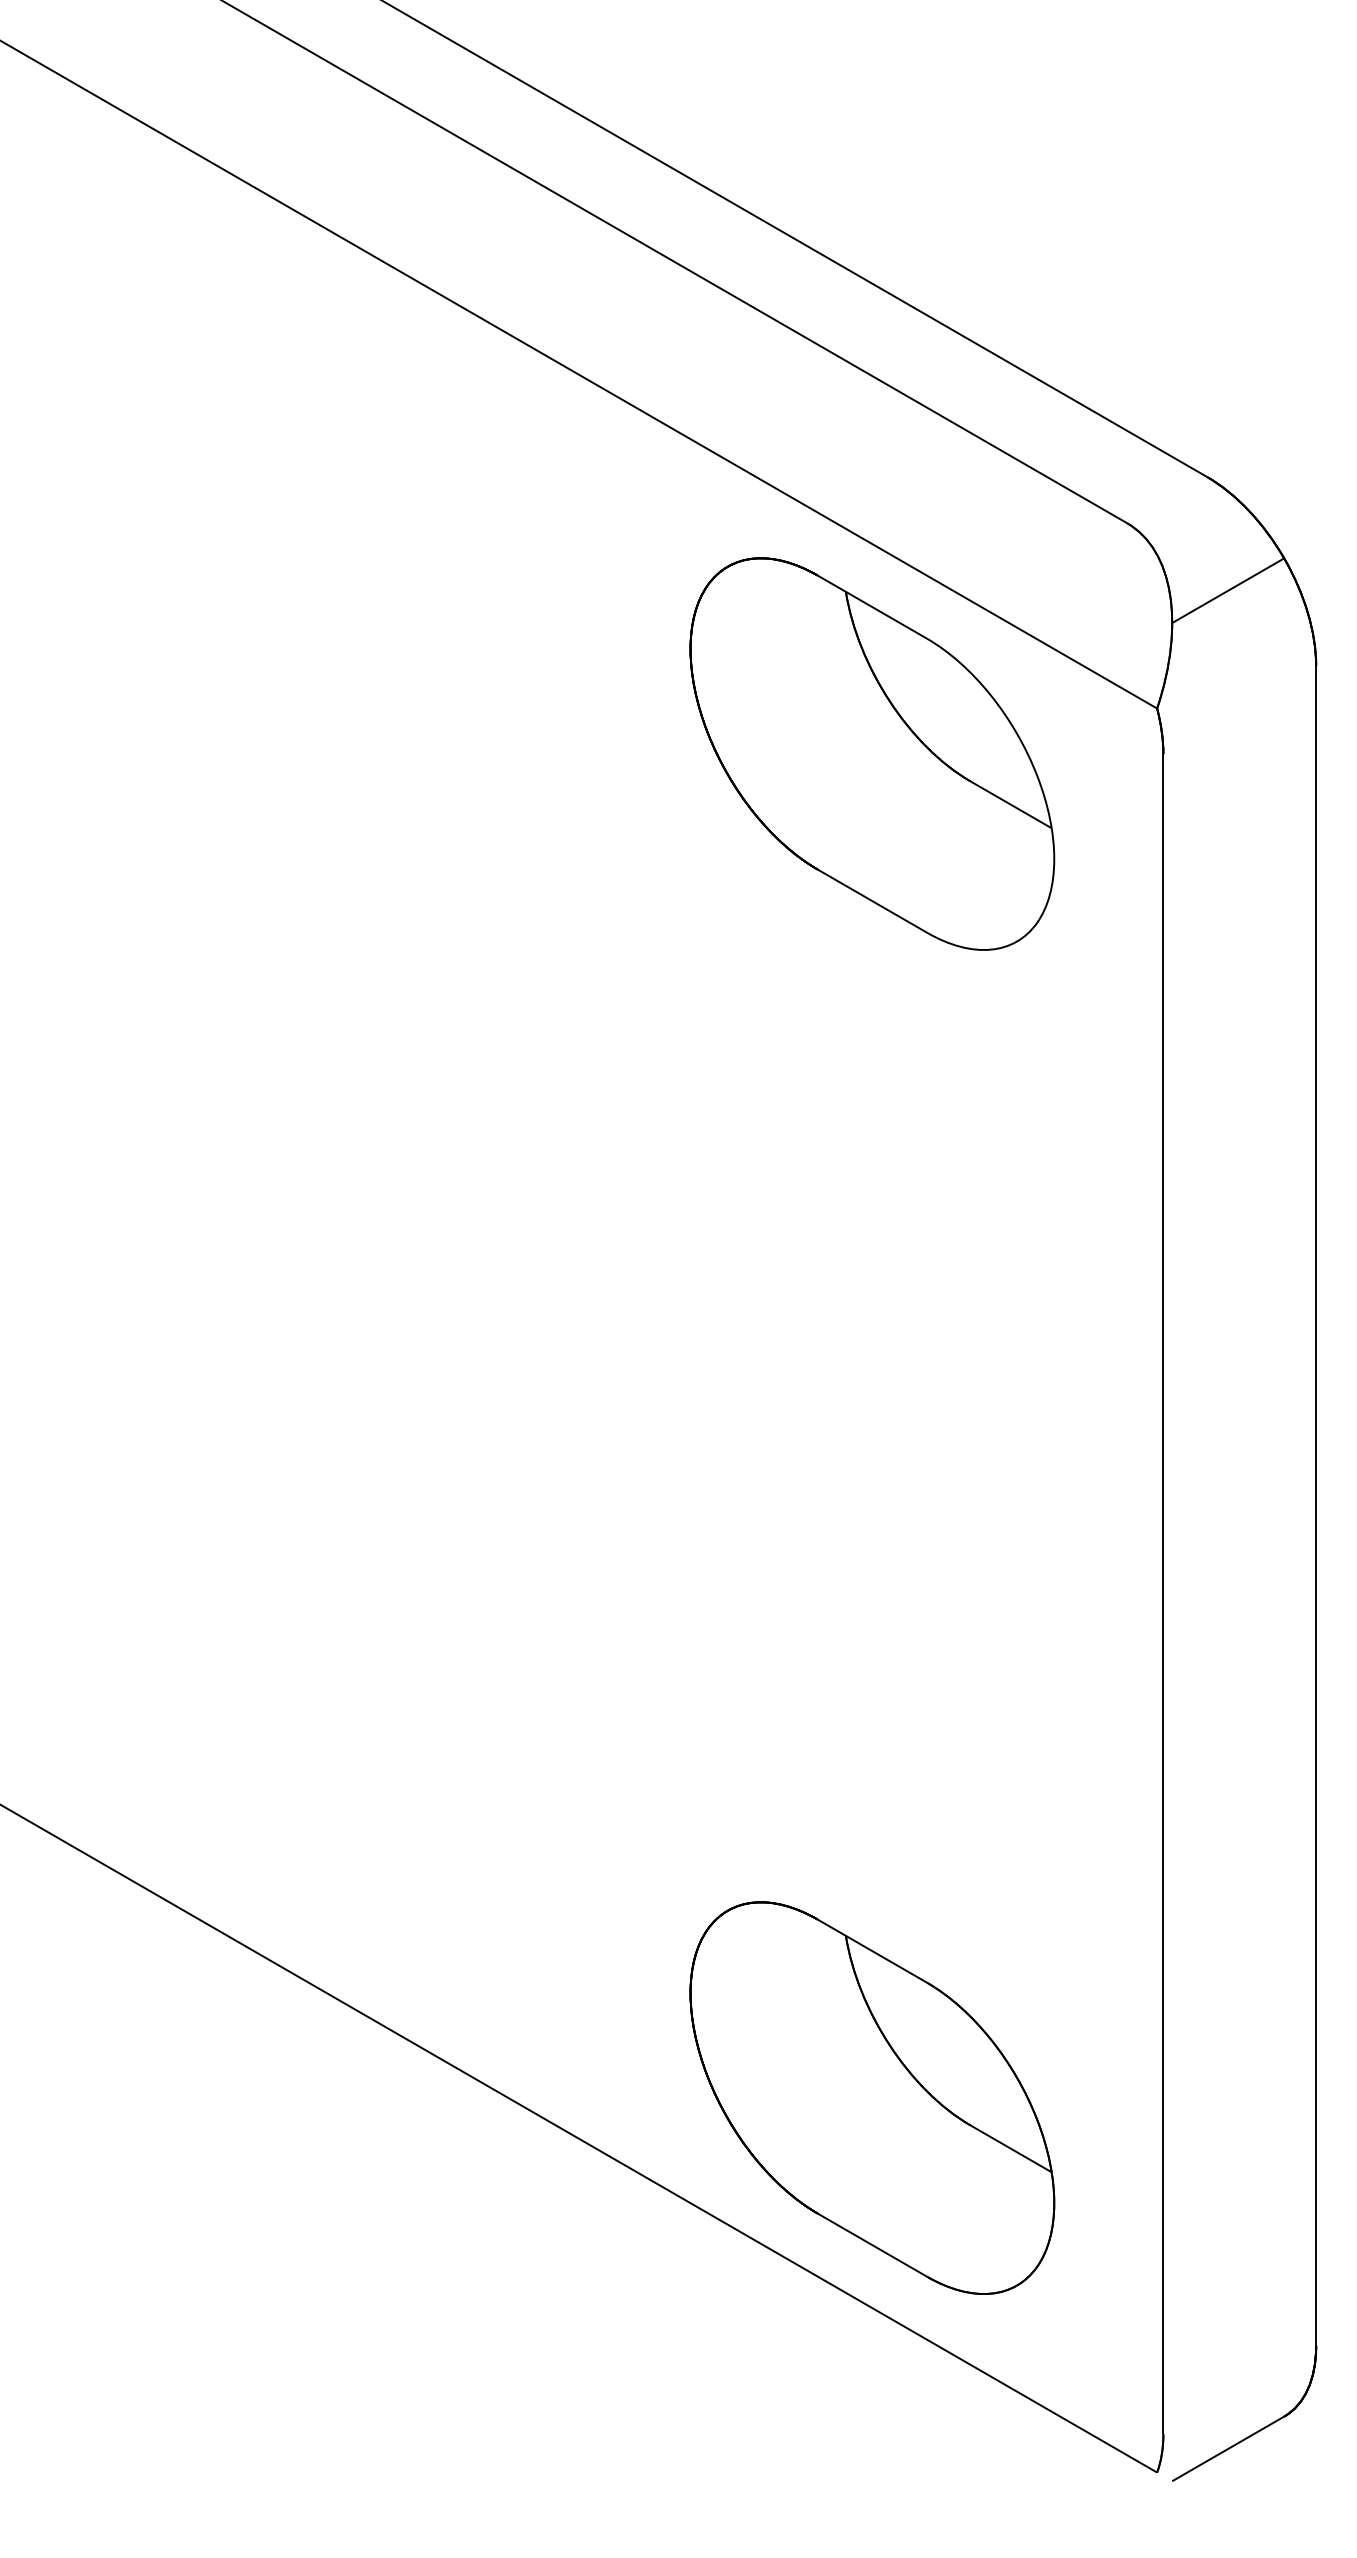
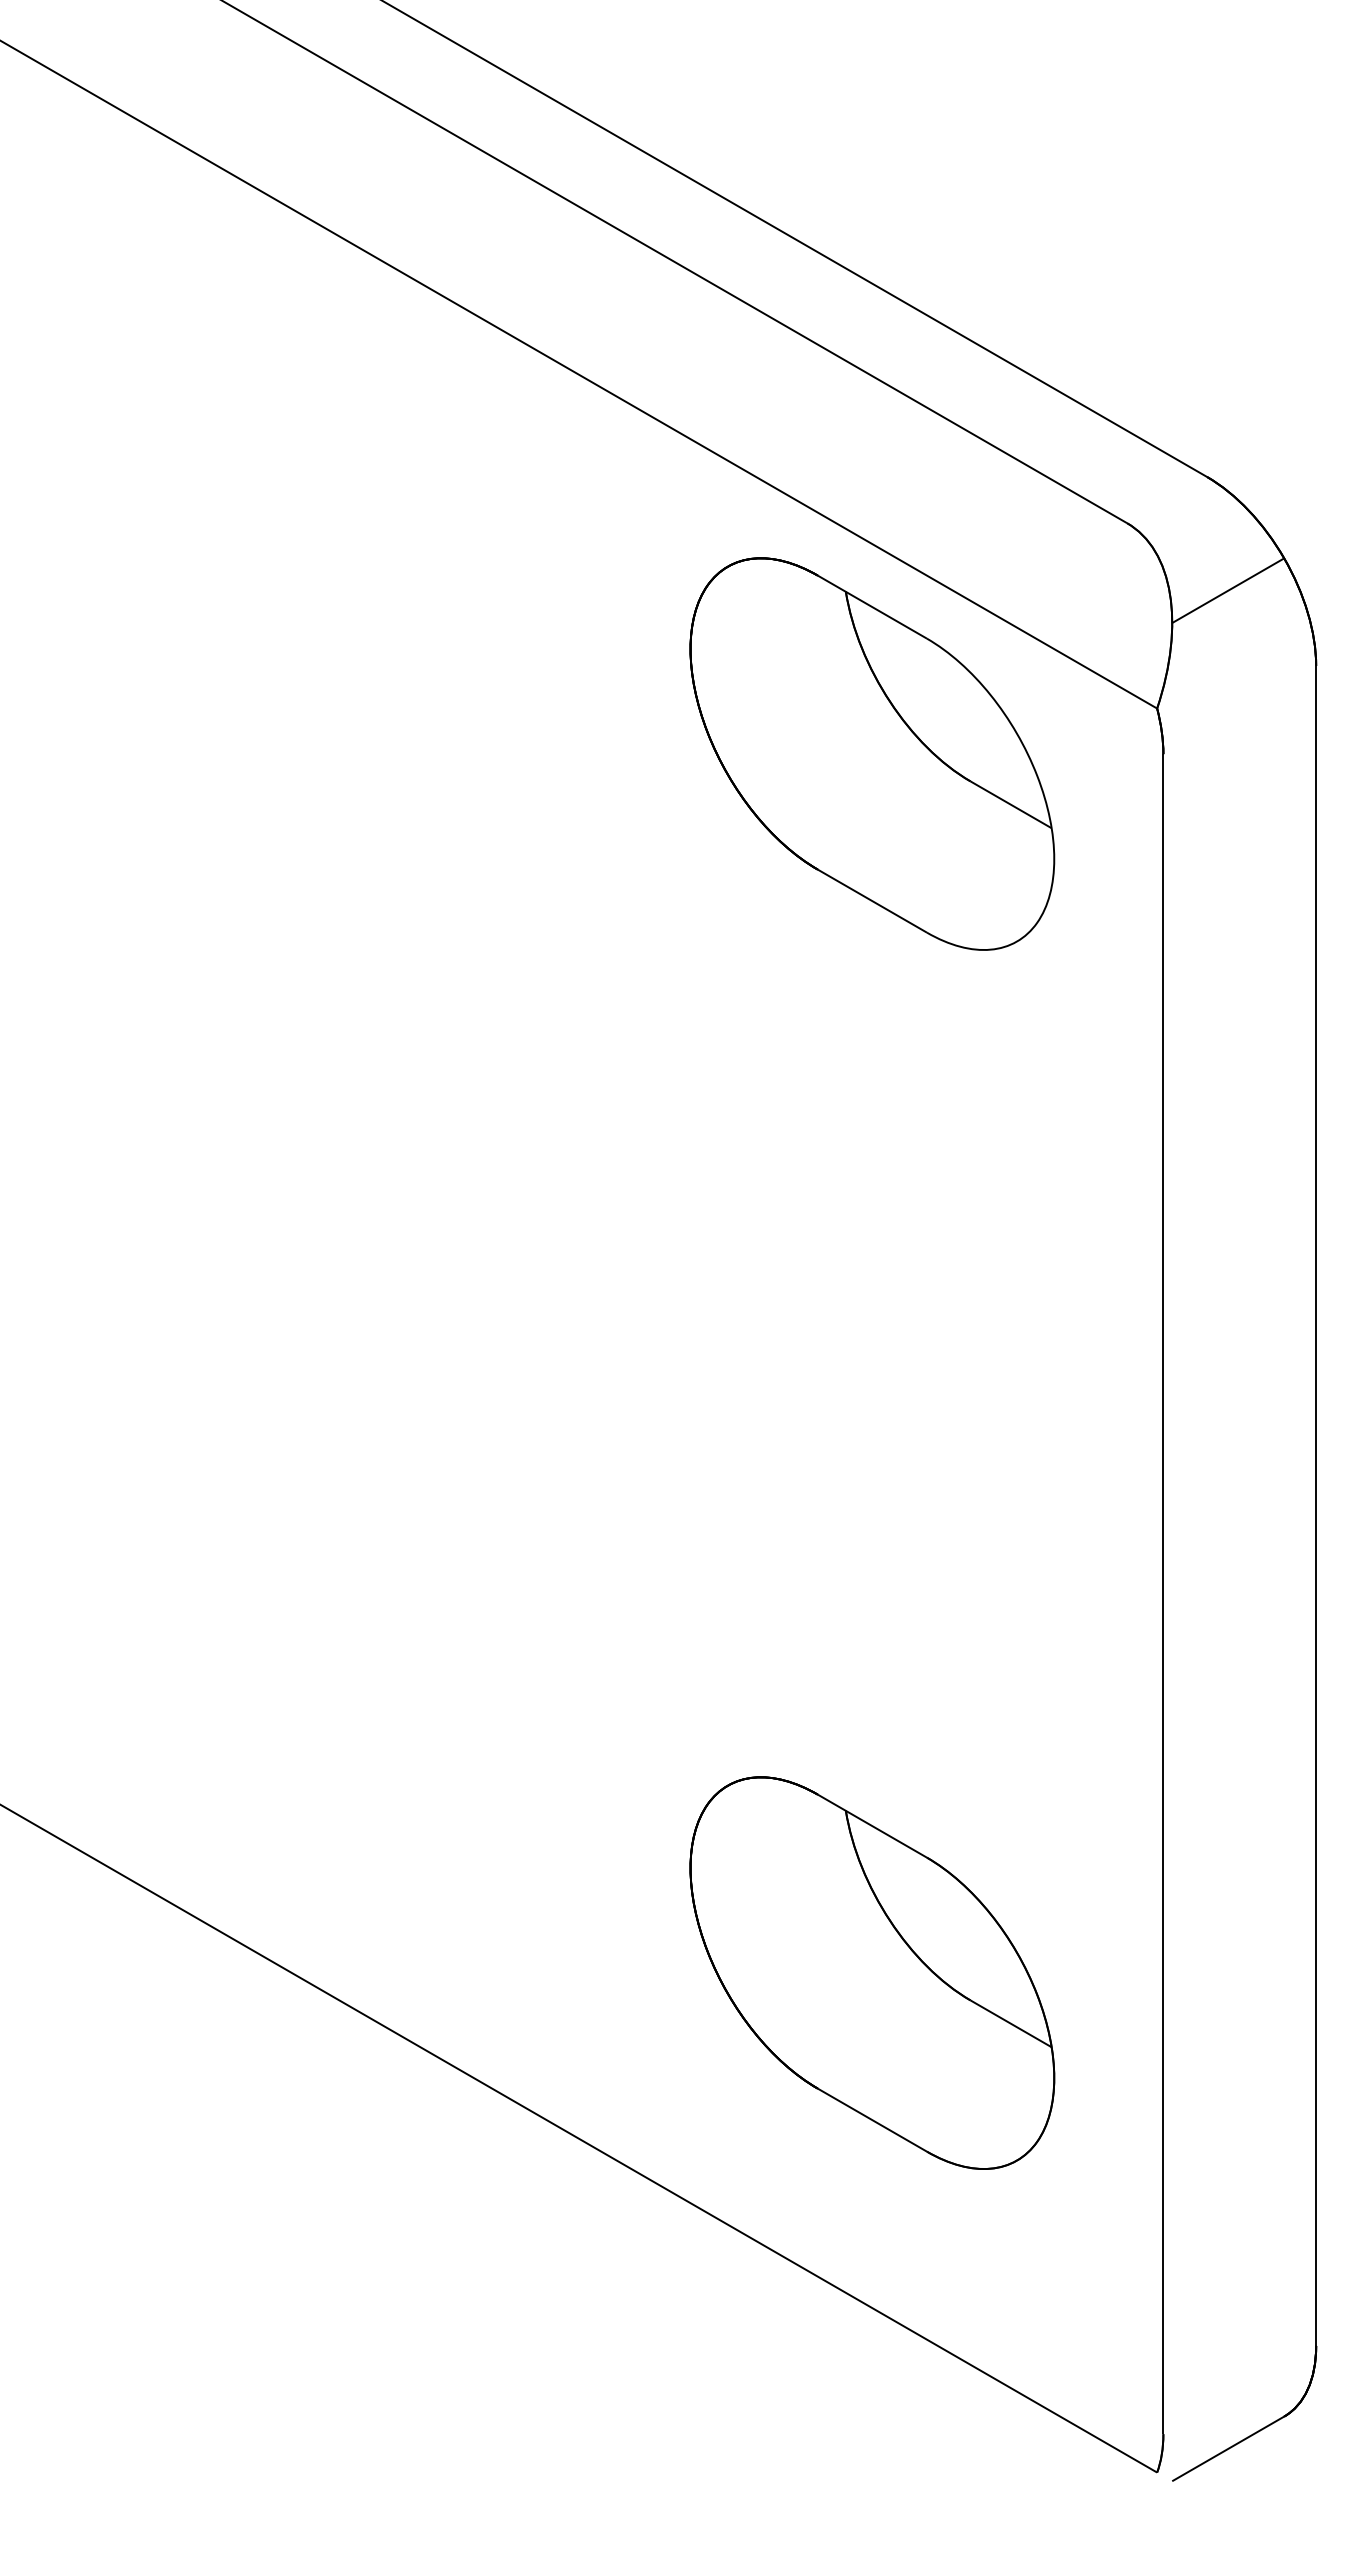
part position: (872, 2097) -> (872, 1972) (872, 1972)
